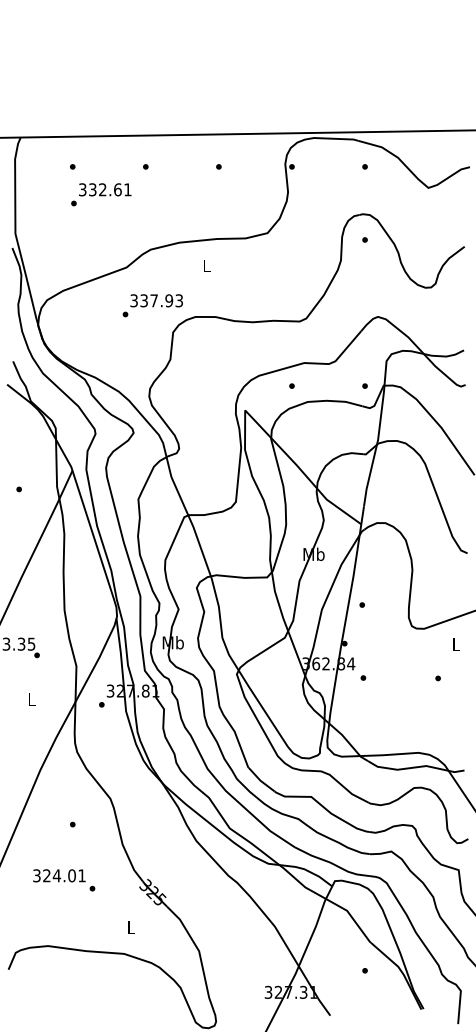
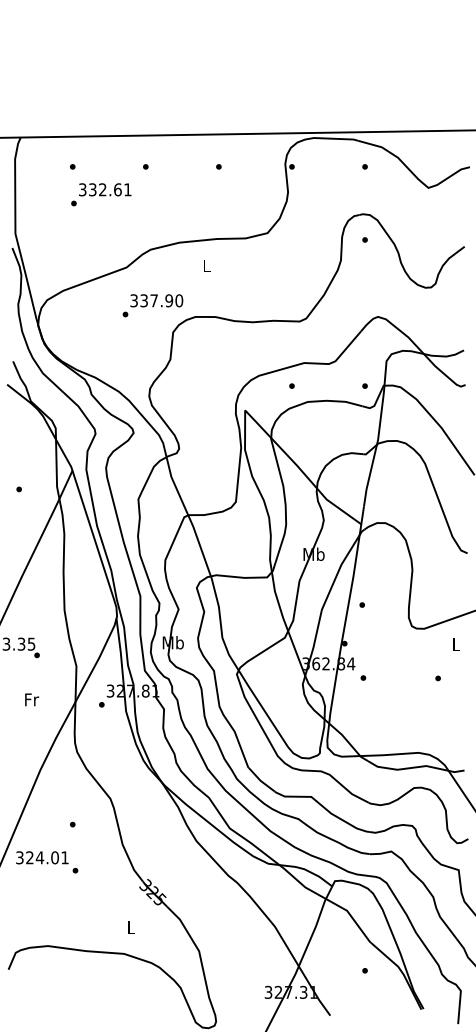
text: 337.93 -> 337.90 (179, 300)
text: L -> Fr (32, 699)
text position: (64, 880) -> (47, 862) (47, 862)
